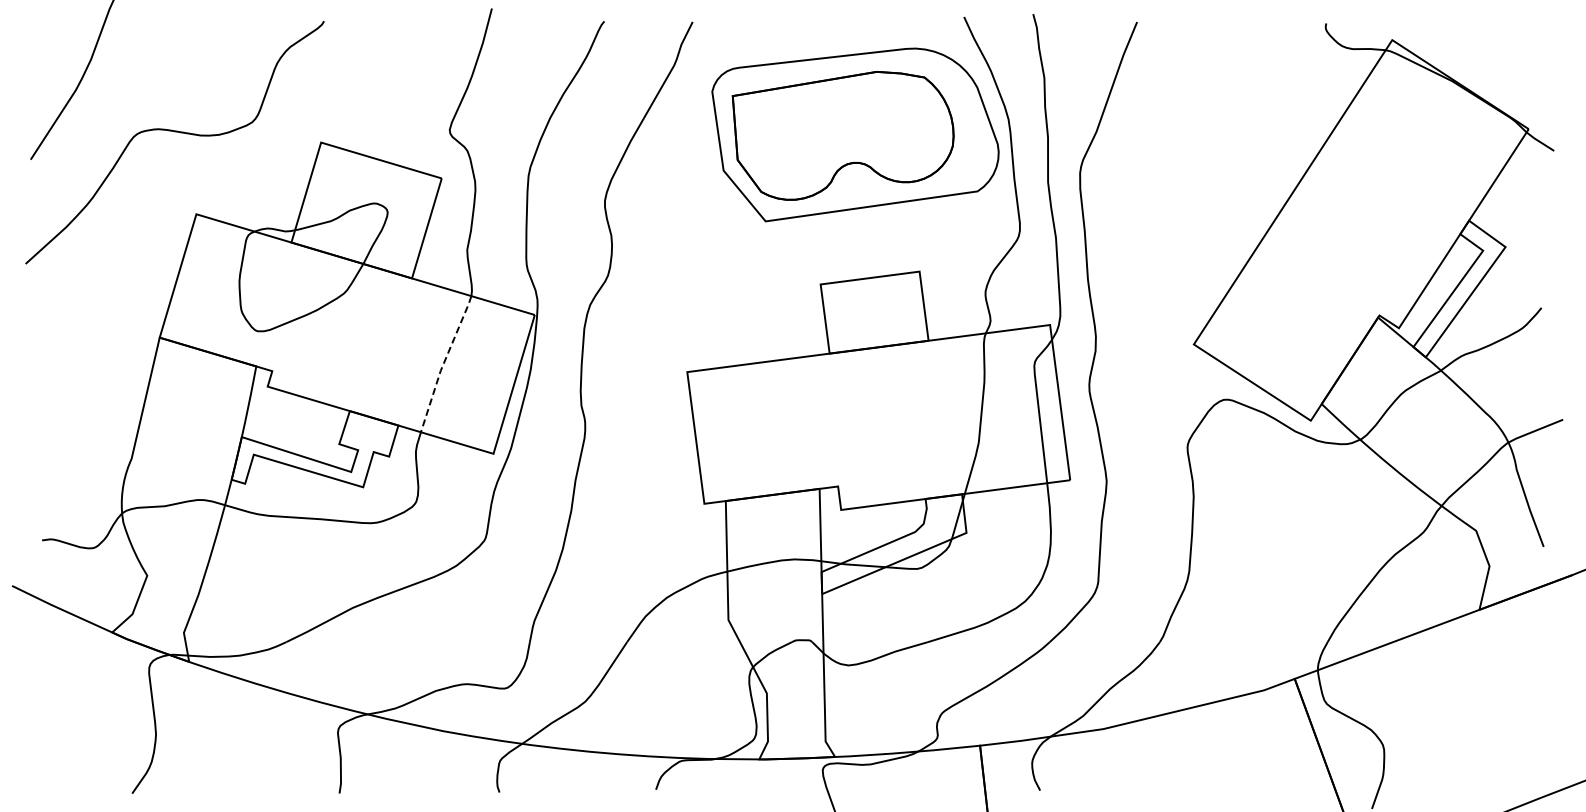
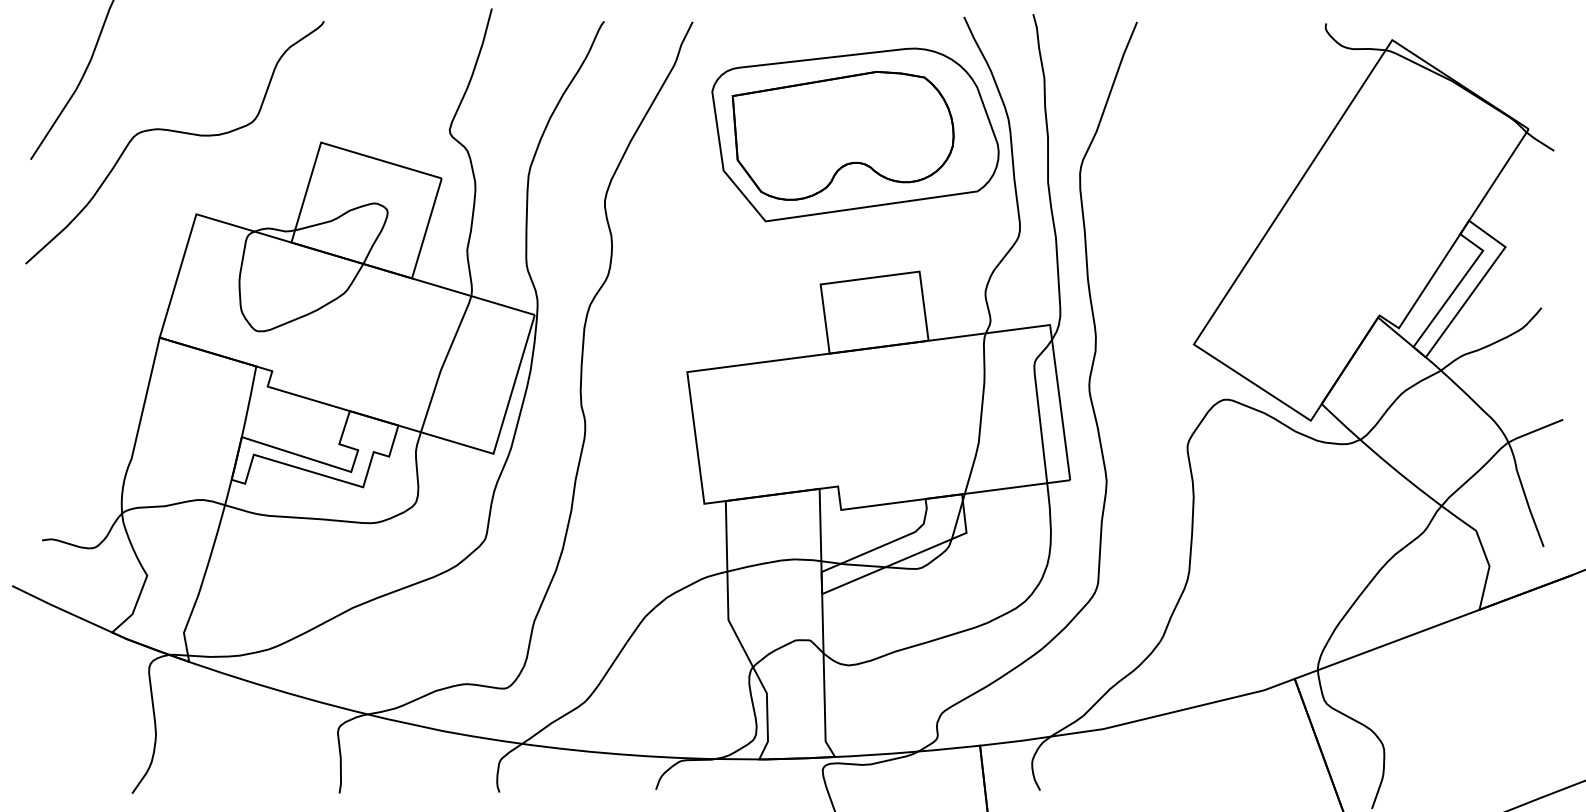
line: dashed -> solid (443, 363)
